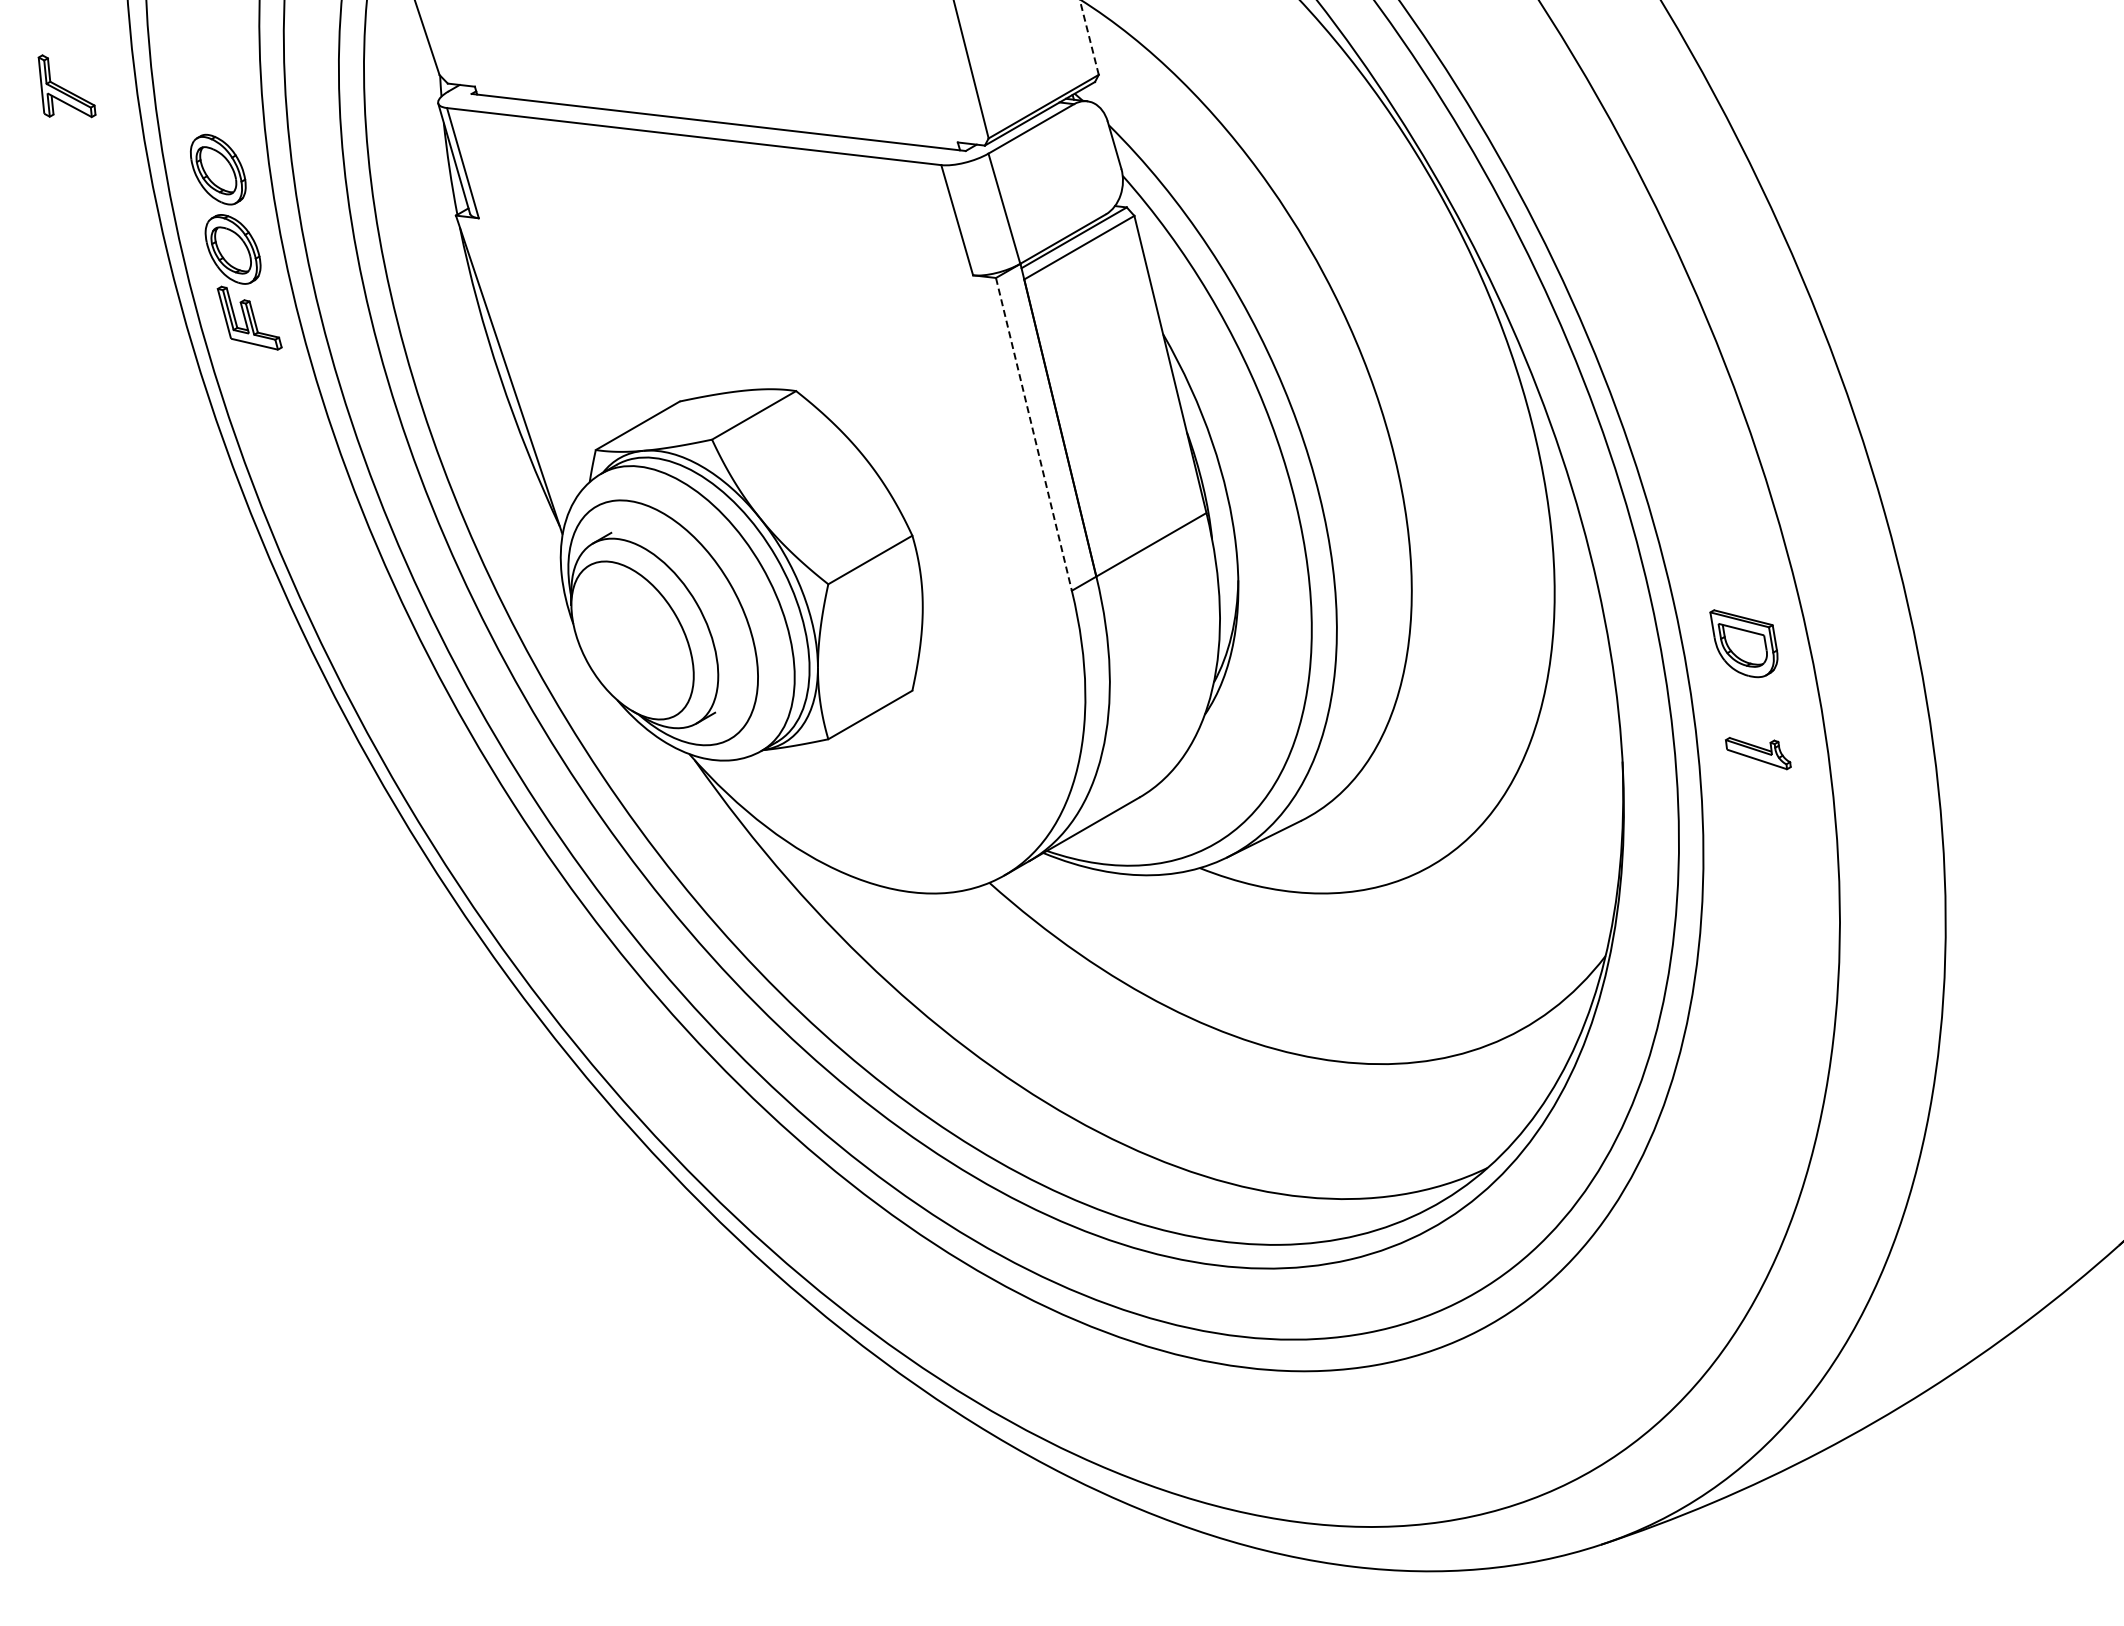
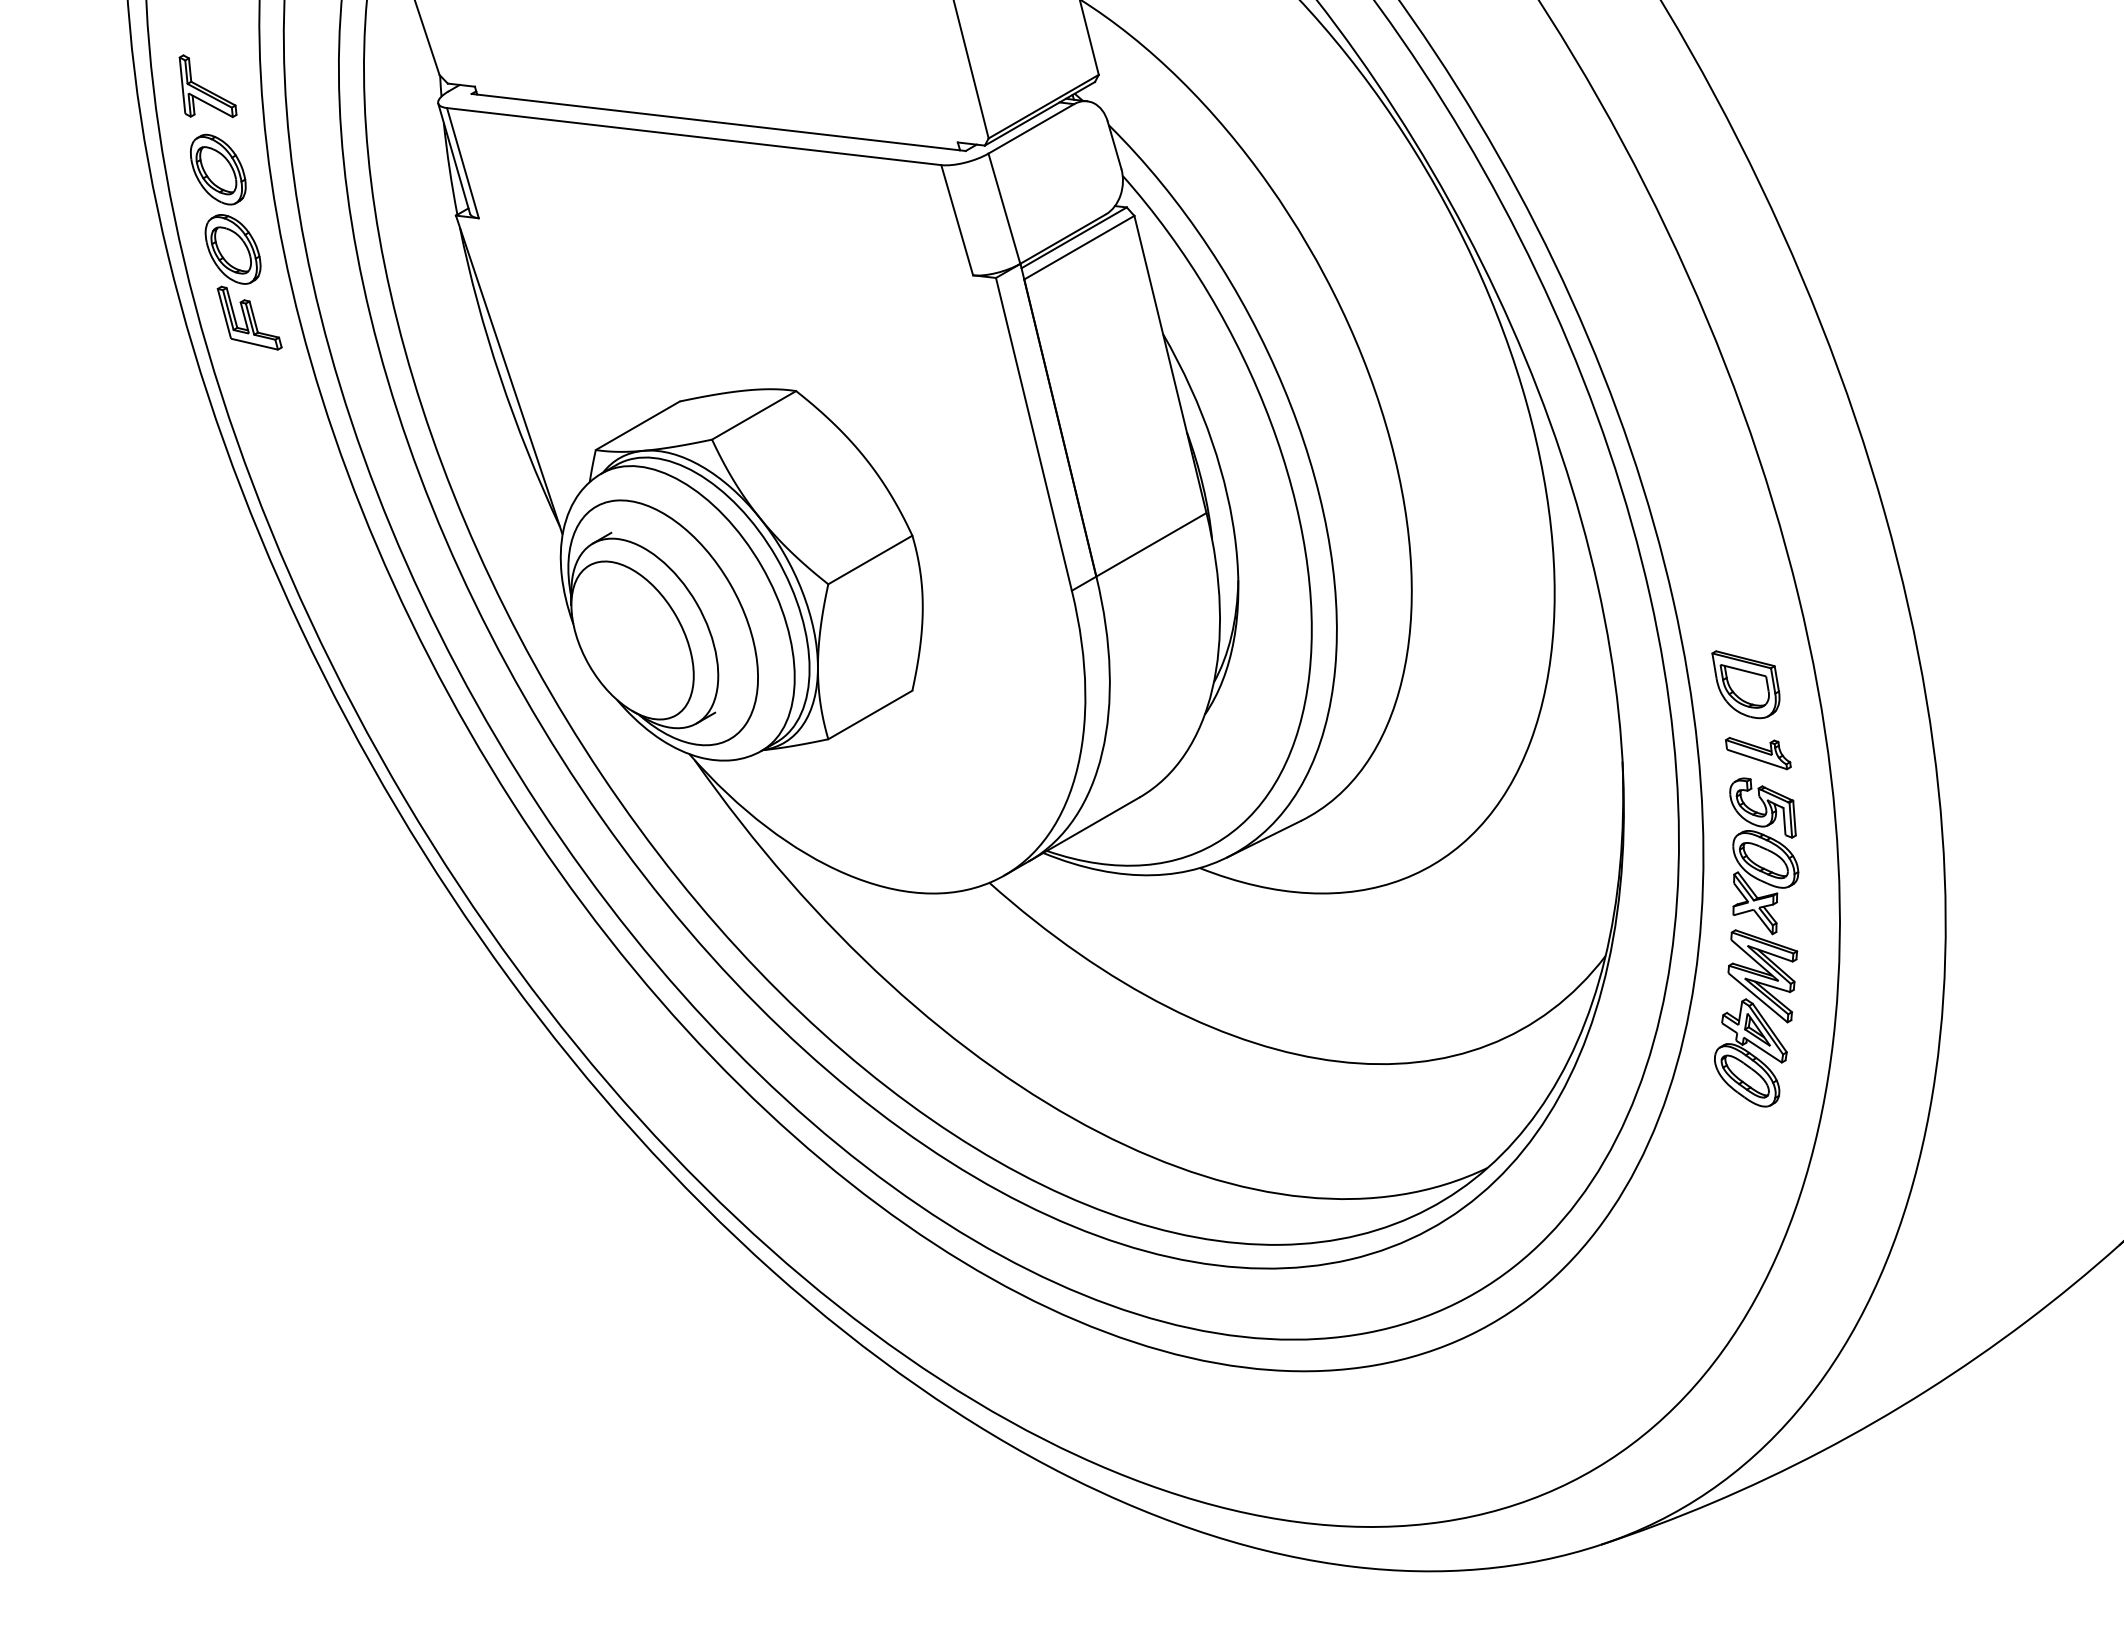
line: dashed -> solid (1089, 38)
part position: (66, 86) -> (207, 86) (207, 86)
line: dashed -> solid (1033, 434)
part position: (1743, 643) -> (1745, 684) (1745, 684)
part: none -> present (1756, 942)
